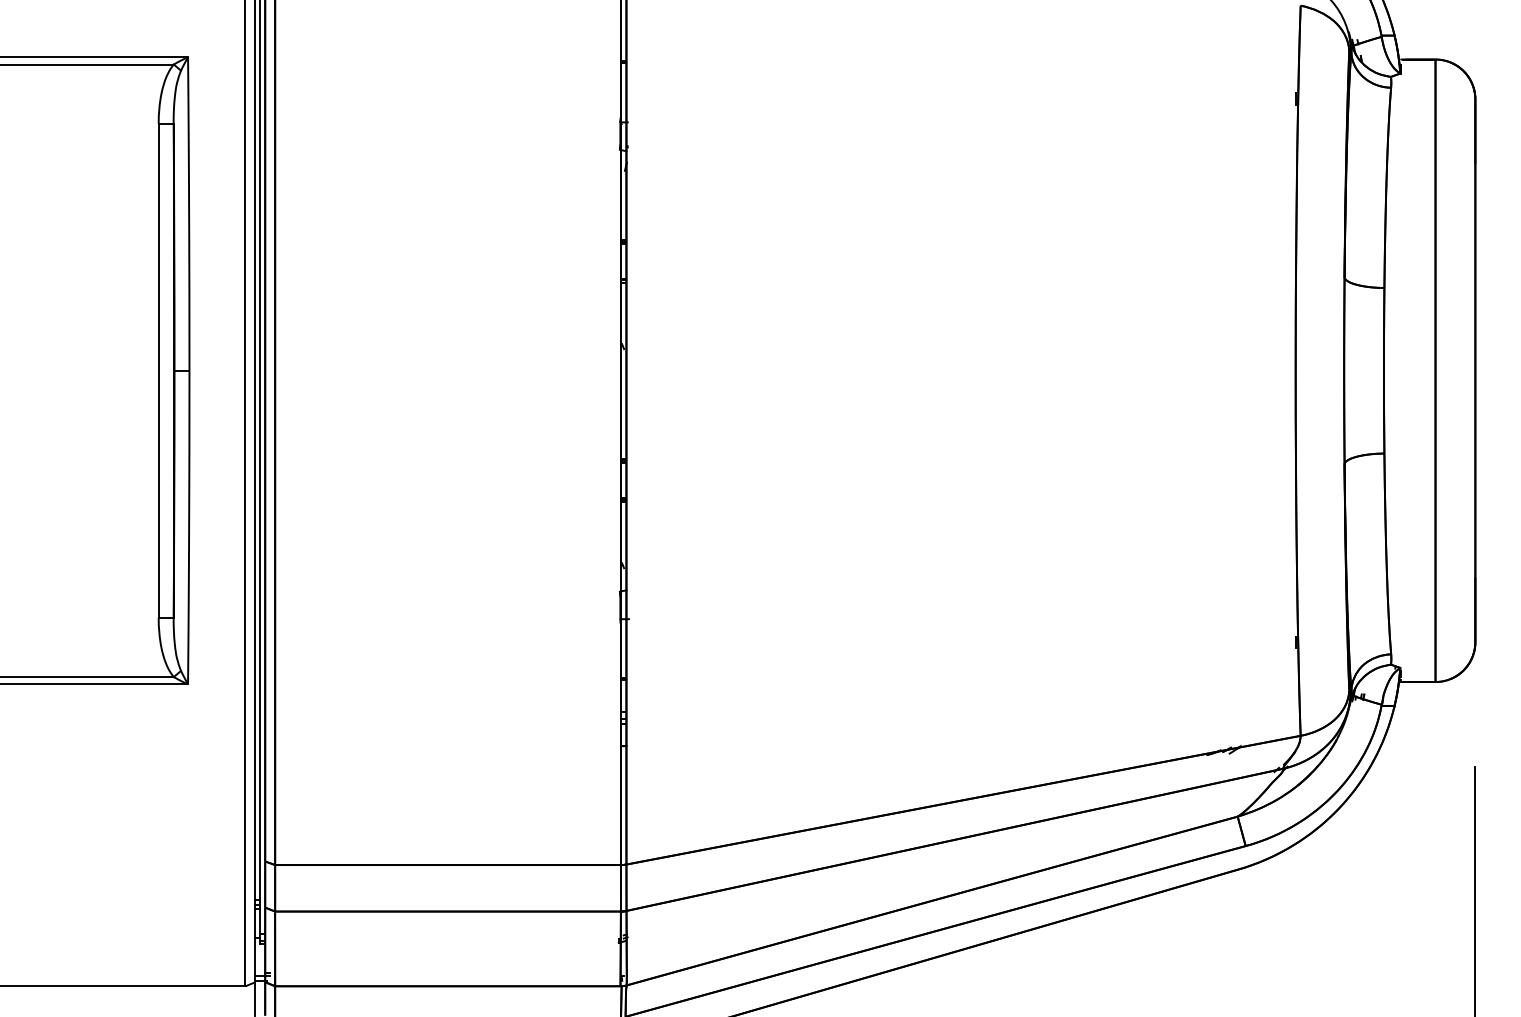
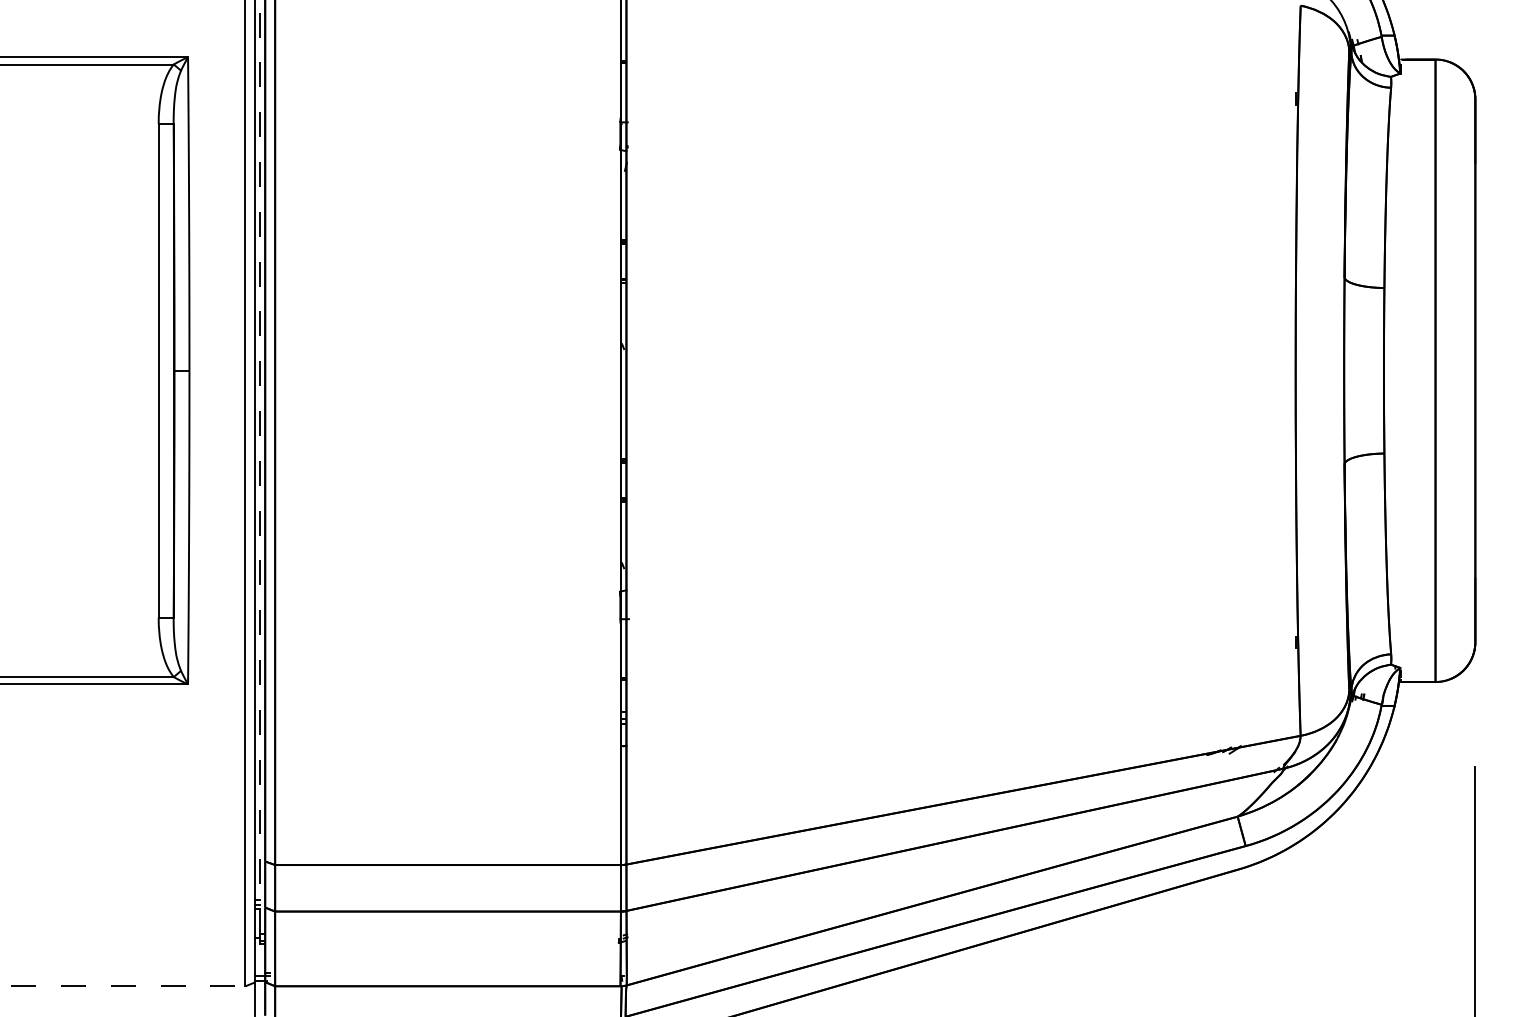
line: solid -> dashed (260, 467)
line: solid -> dashed (123, 986)
